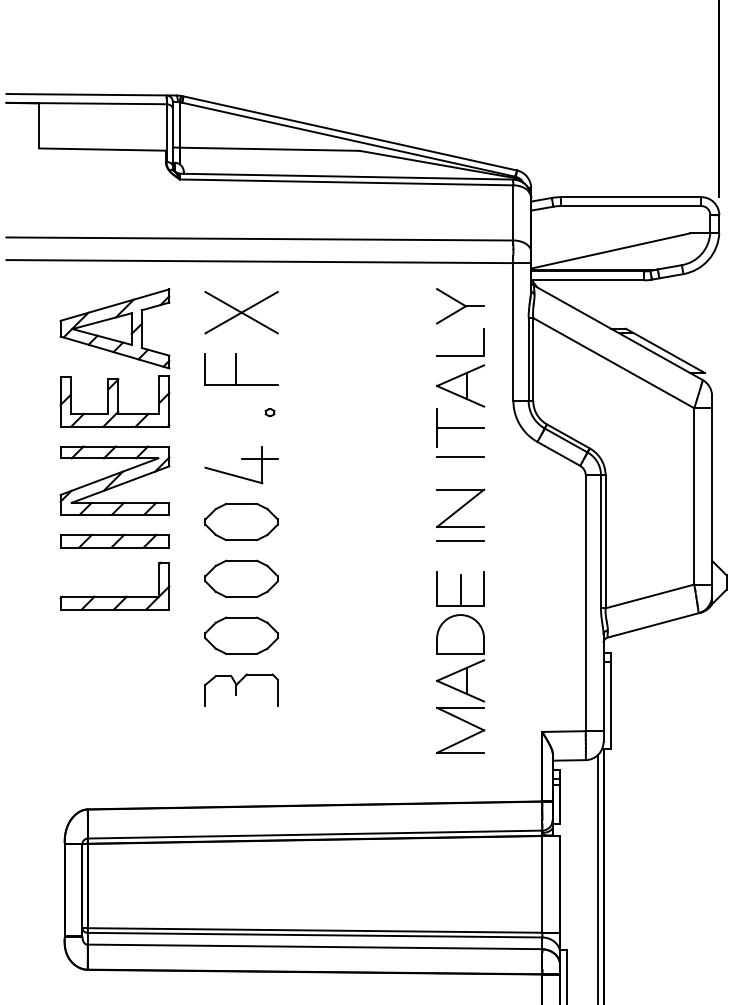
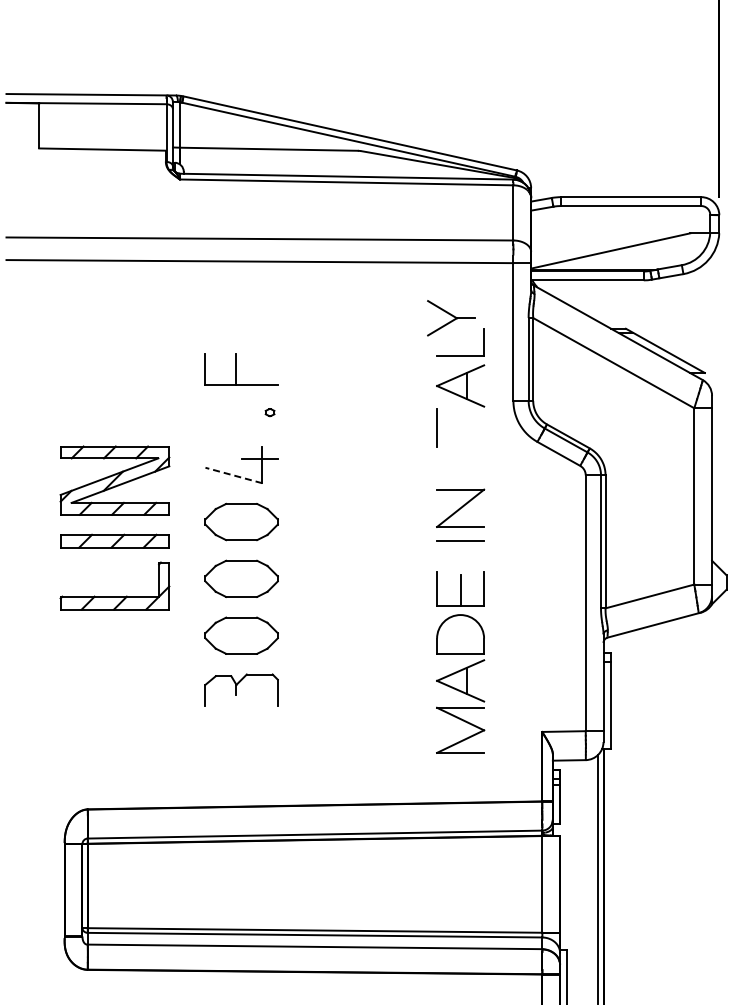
part position: (460, 306) -> (451, 318) (451, 318)
part: present -> none (241, 312)
part: present -> none (114, 357)
line: present -> none (460, 428)
line: present -> none (460, 457)
line: solid -> dashed (233, 475)
